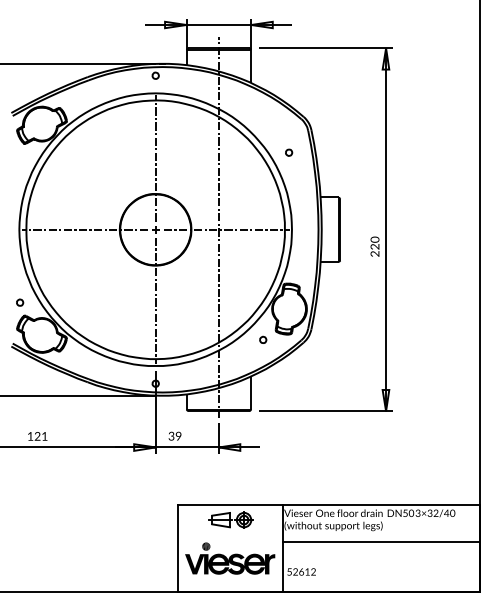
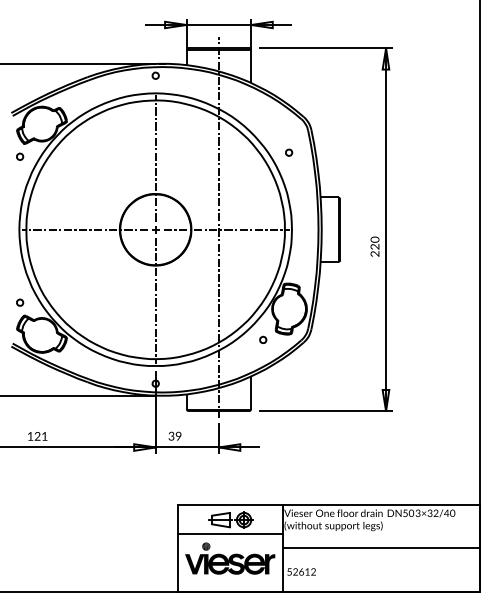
part: none -> present (20, 156)
line: none -> present (230, 534)
line position: (381, 542) -> (381, 548) (381, 548)
